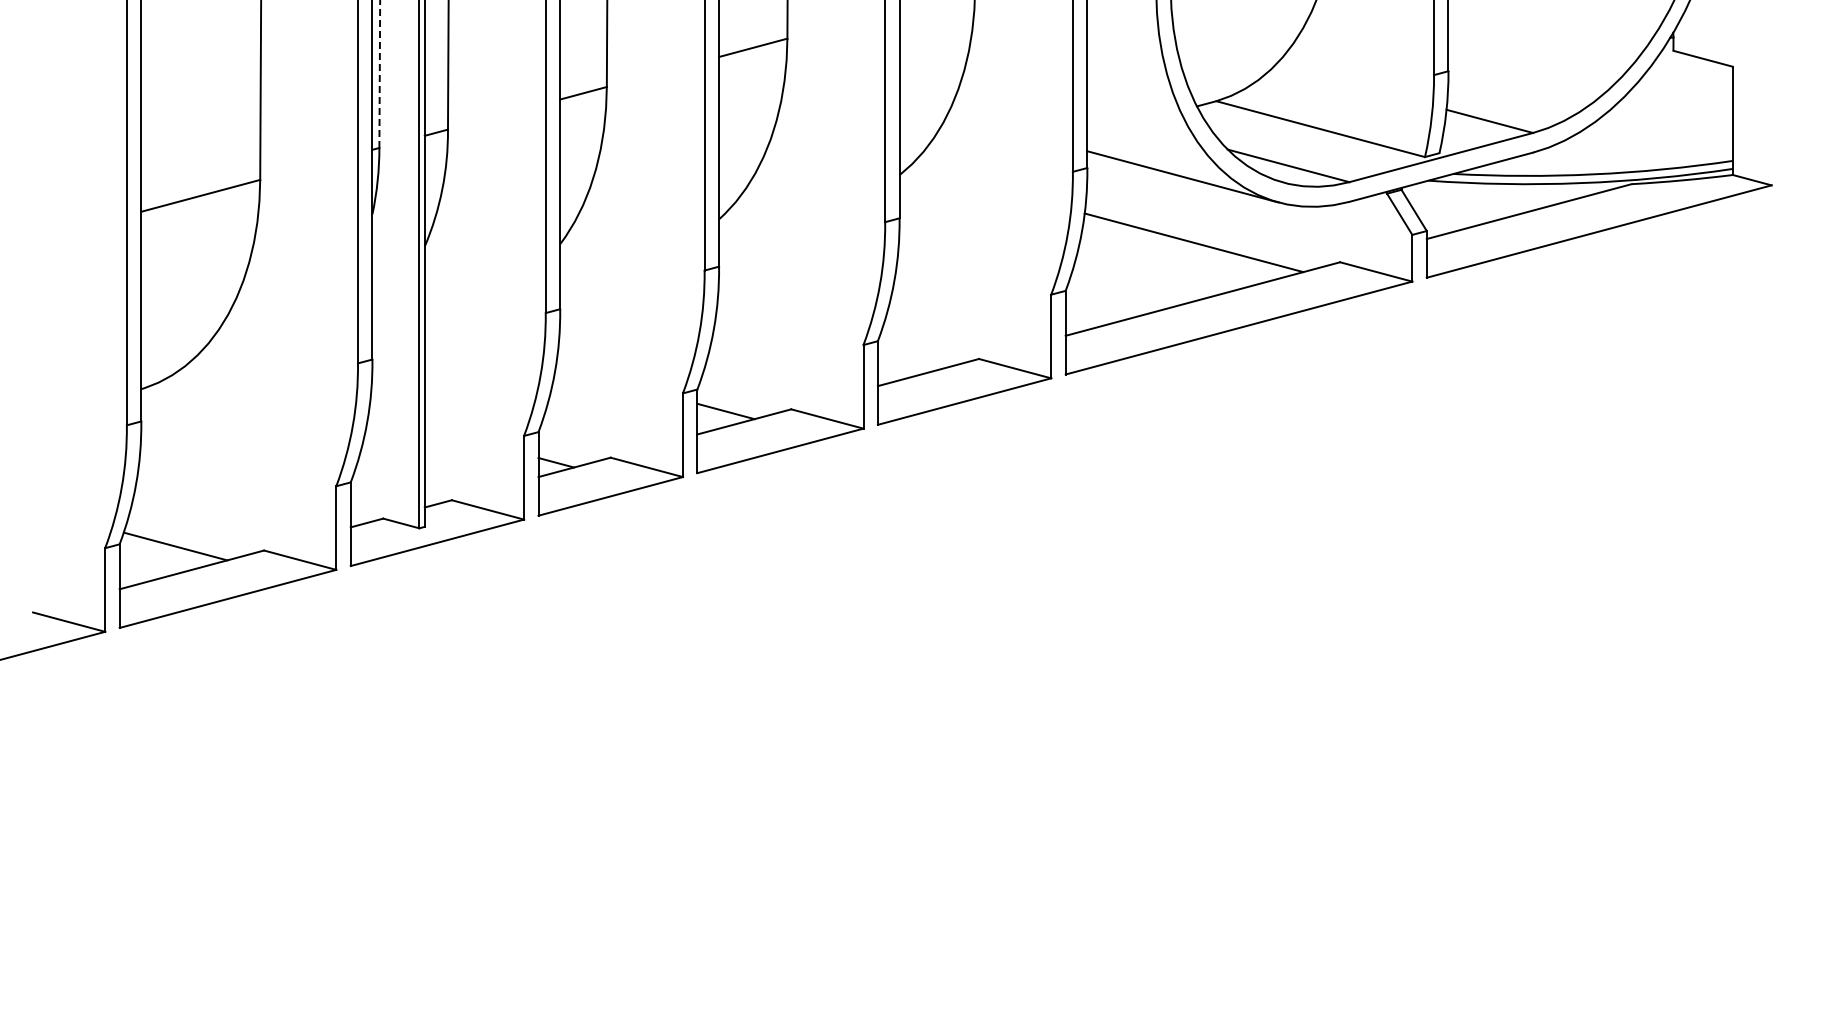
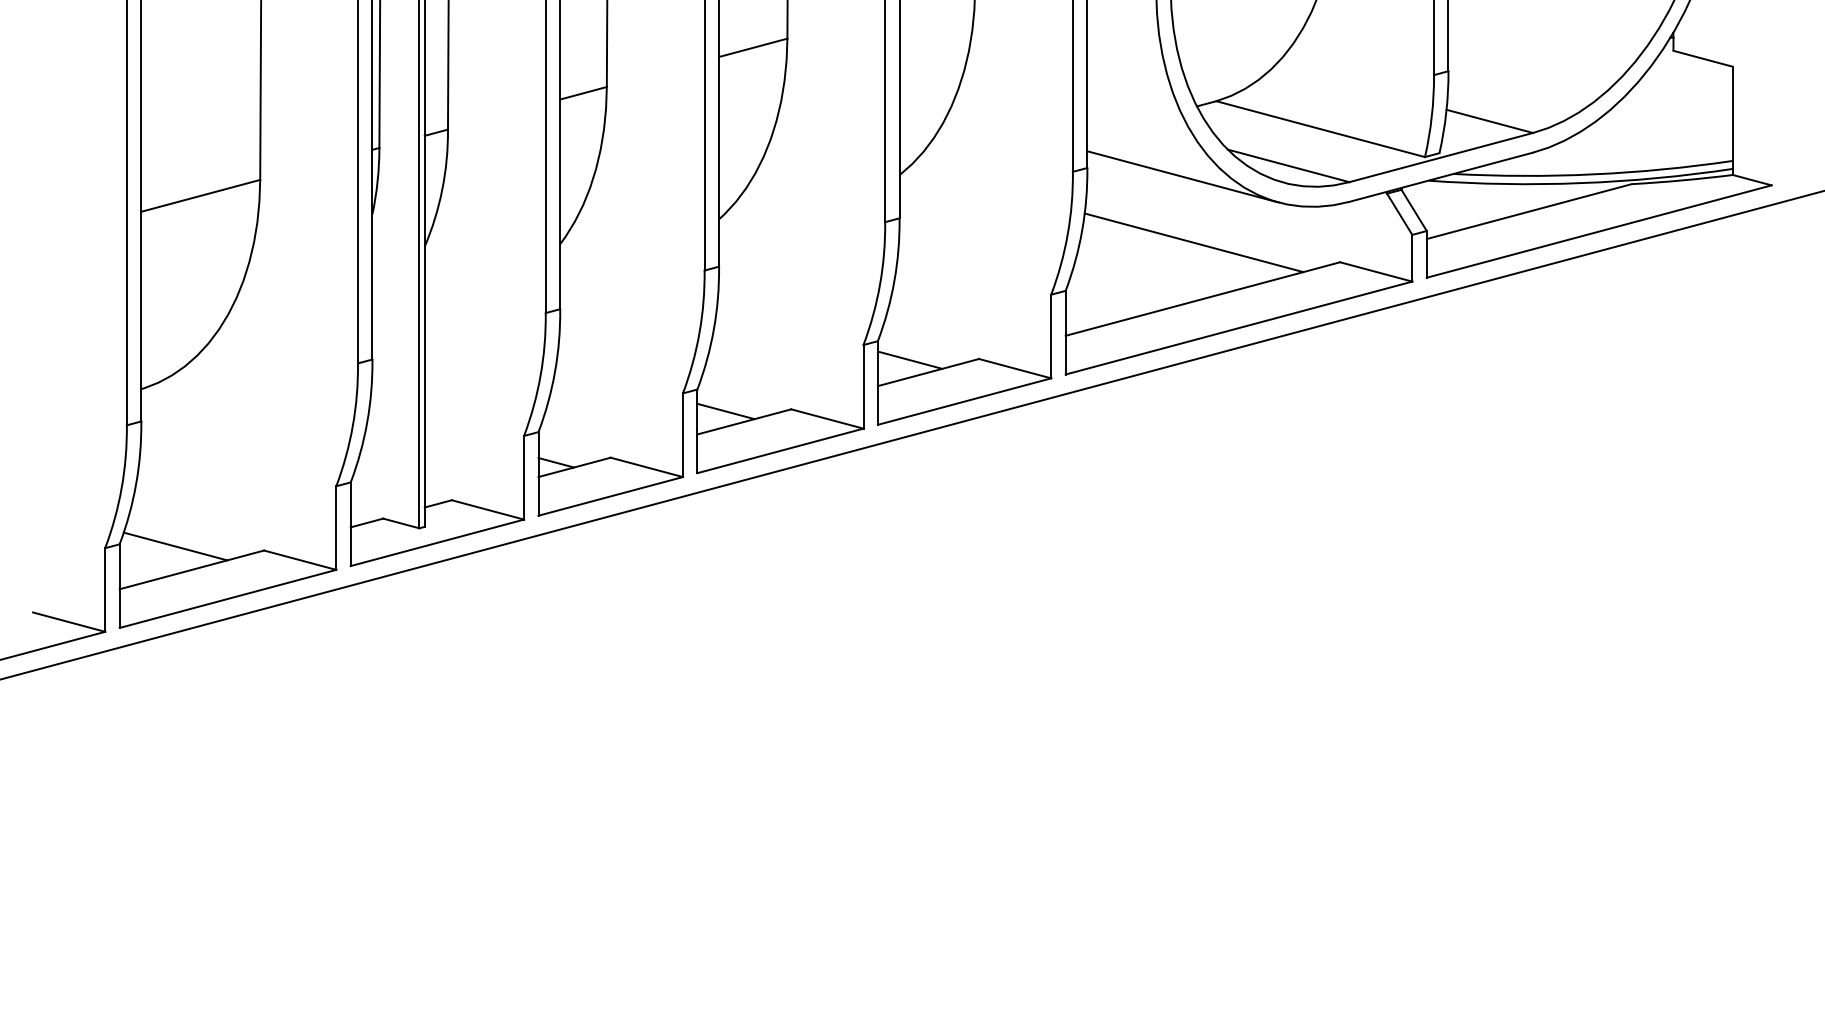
line: dashed -> solid (379, 74)
line: none -> present (909, 359)
line: none -> present (911, 435)
